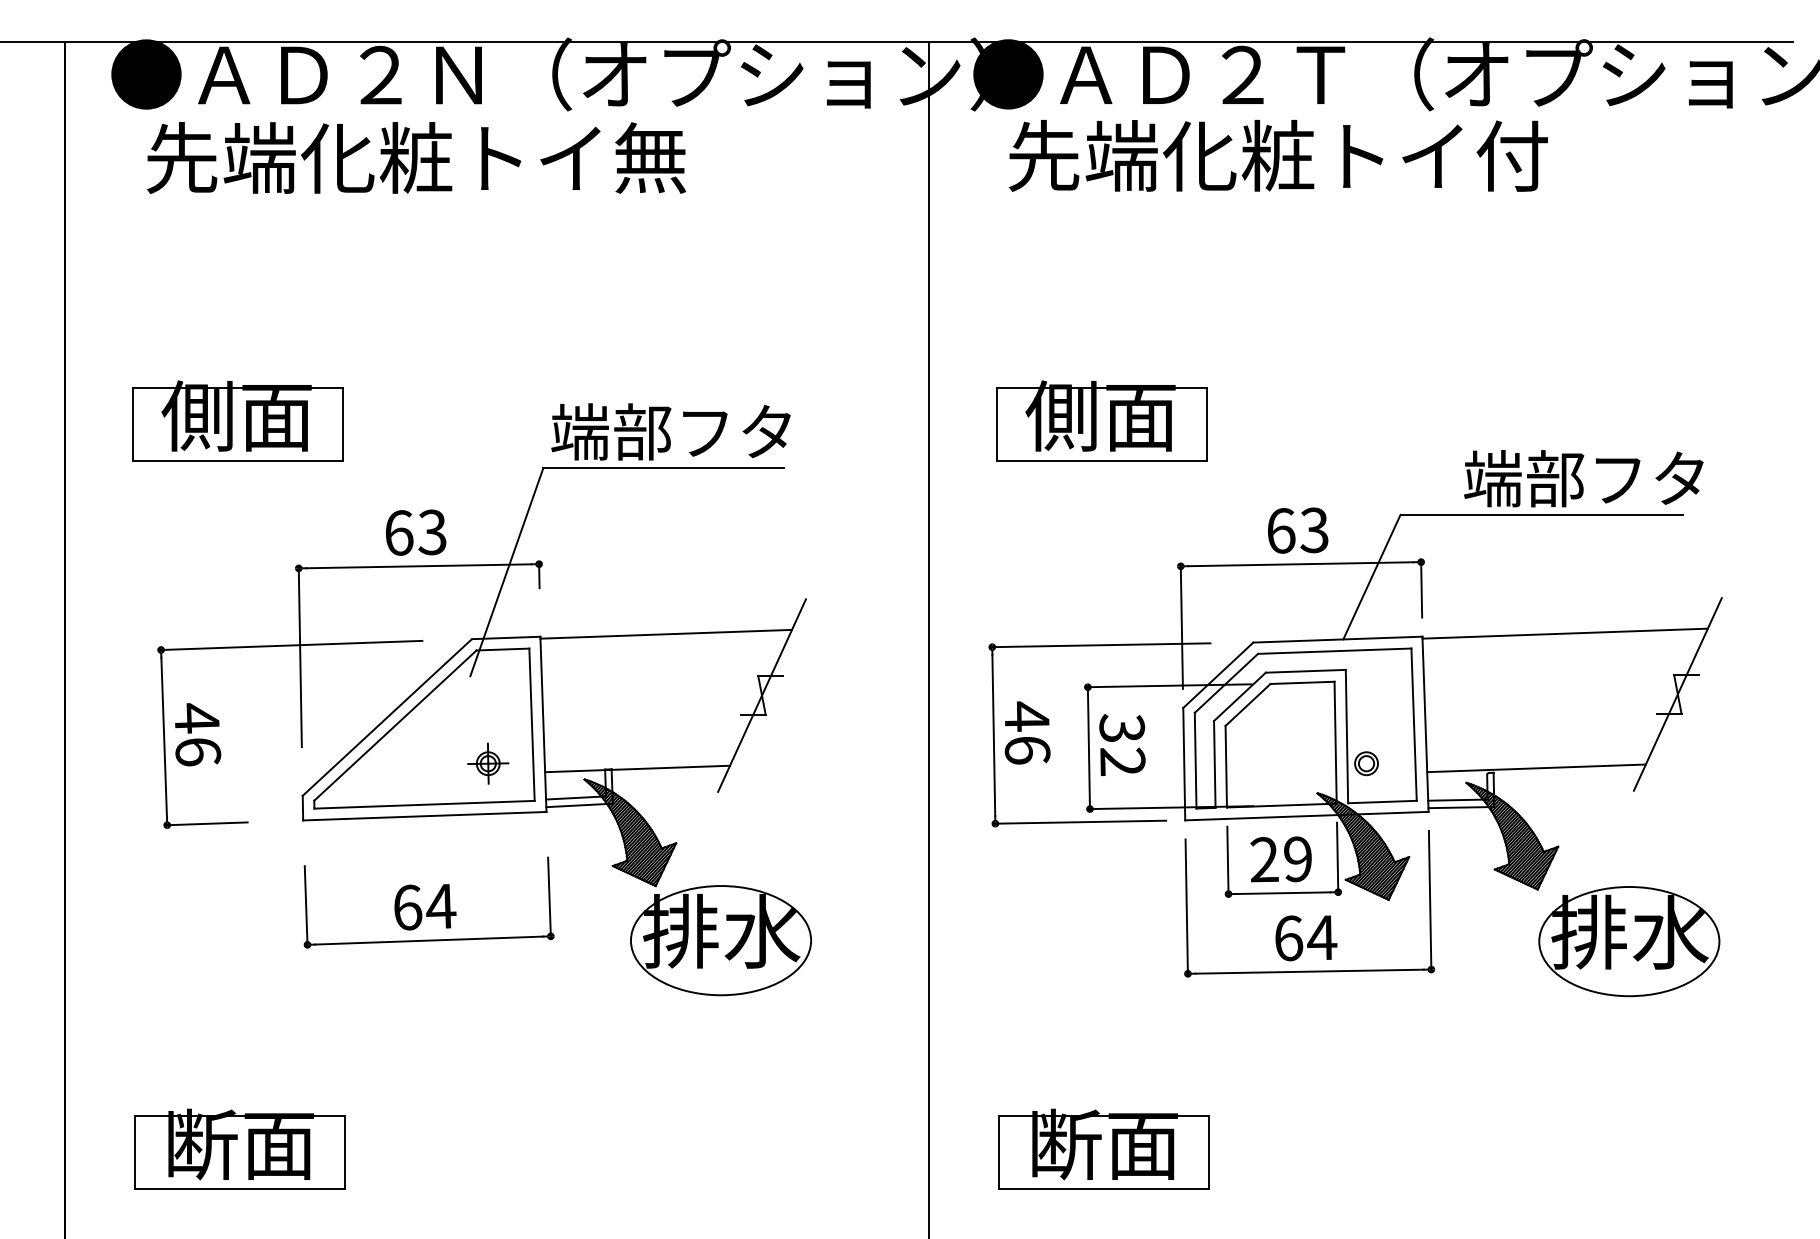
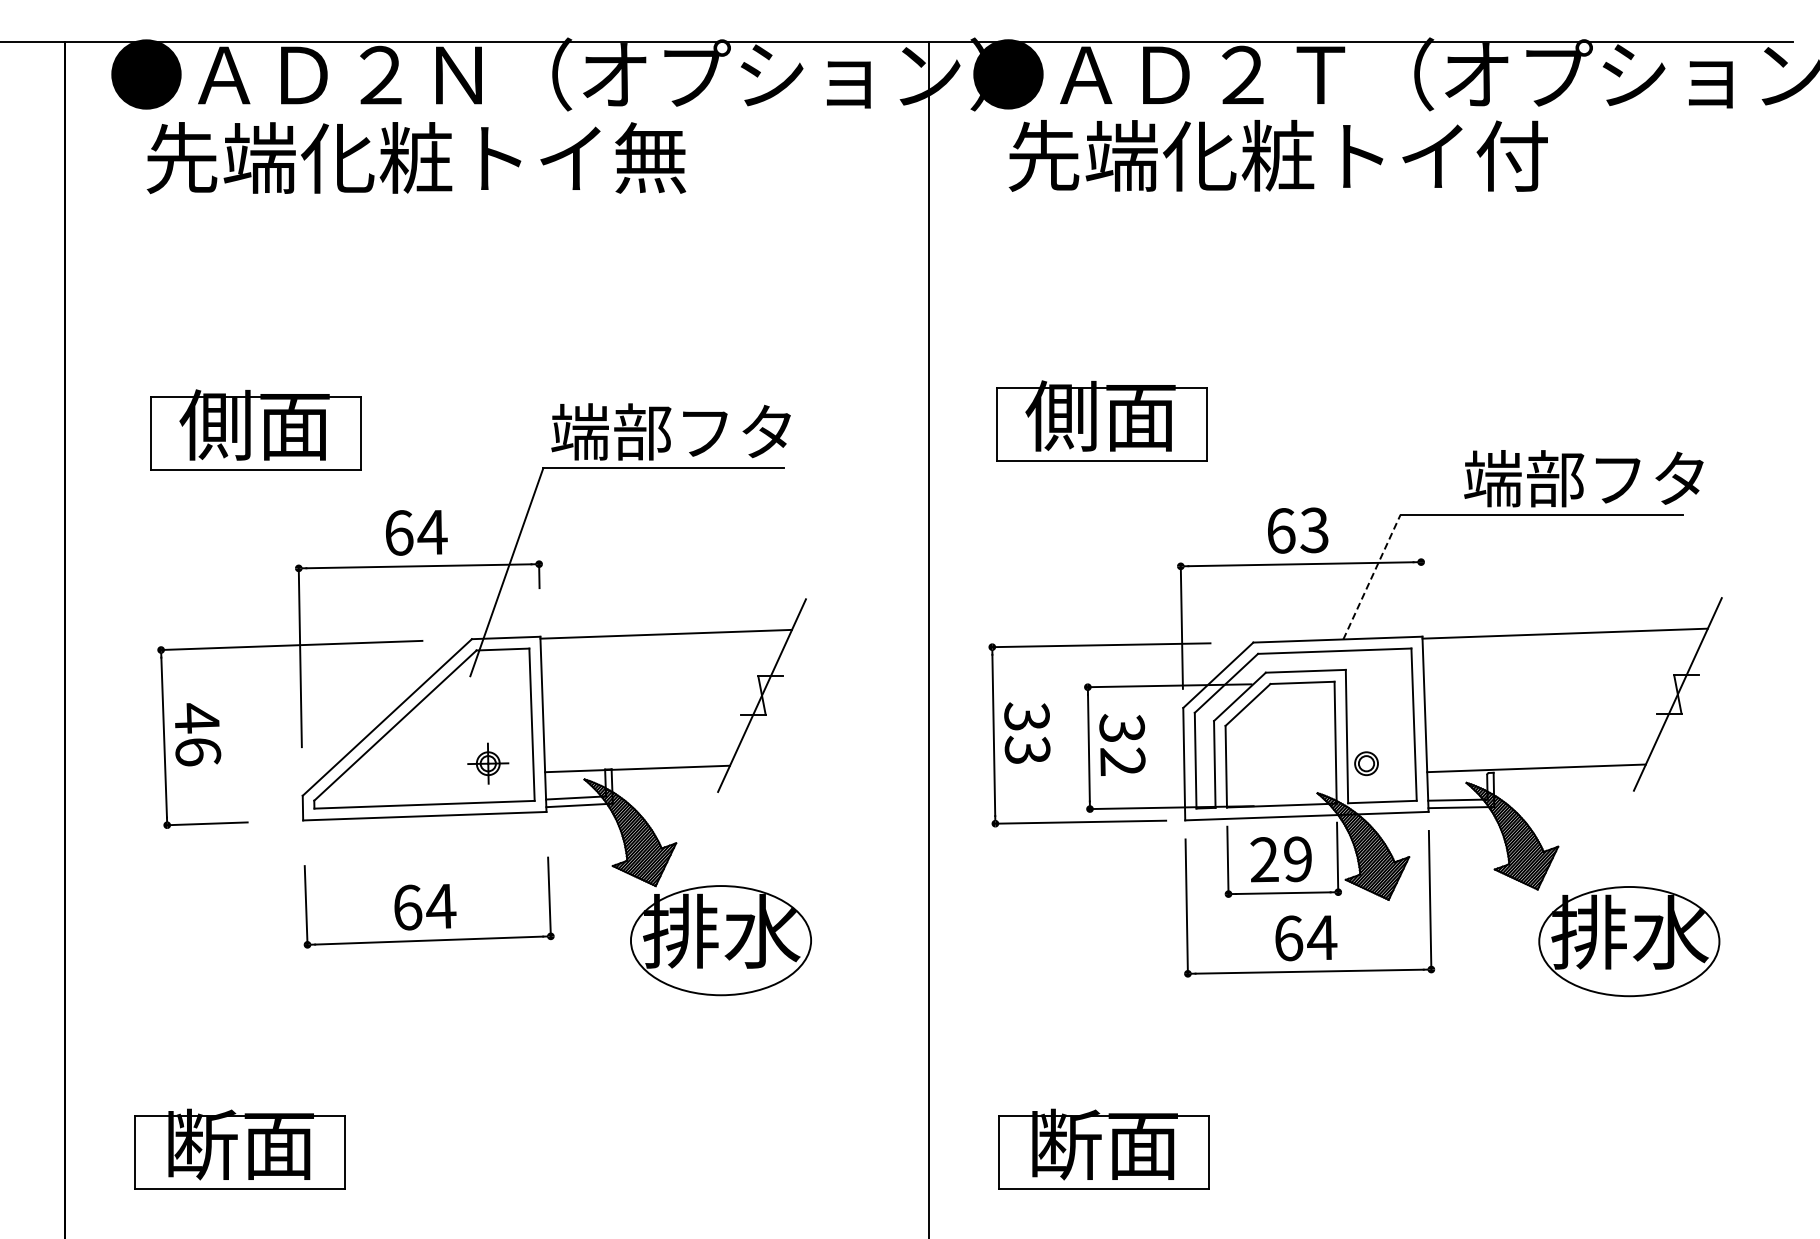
part position: (237, 420) -> (255, 429) (255, 429)
text: 63 -> 64 (432, 532)
line: solid -> dashed (1371, 577)
line: present -> none (1421, 589)
text: 46 -> 33 (1027, 732)
